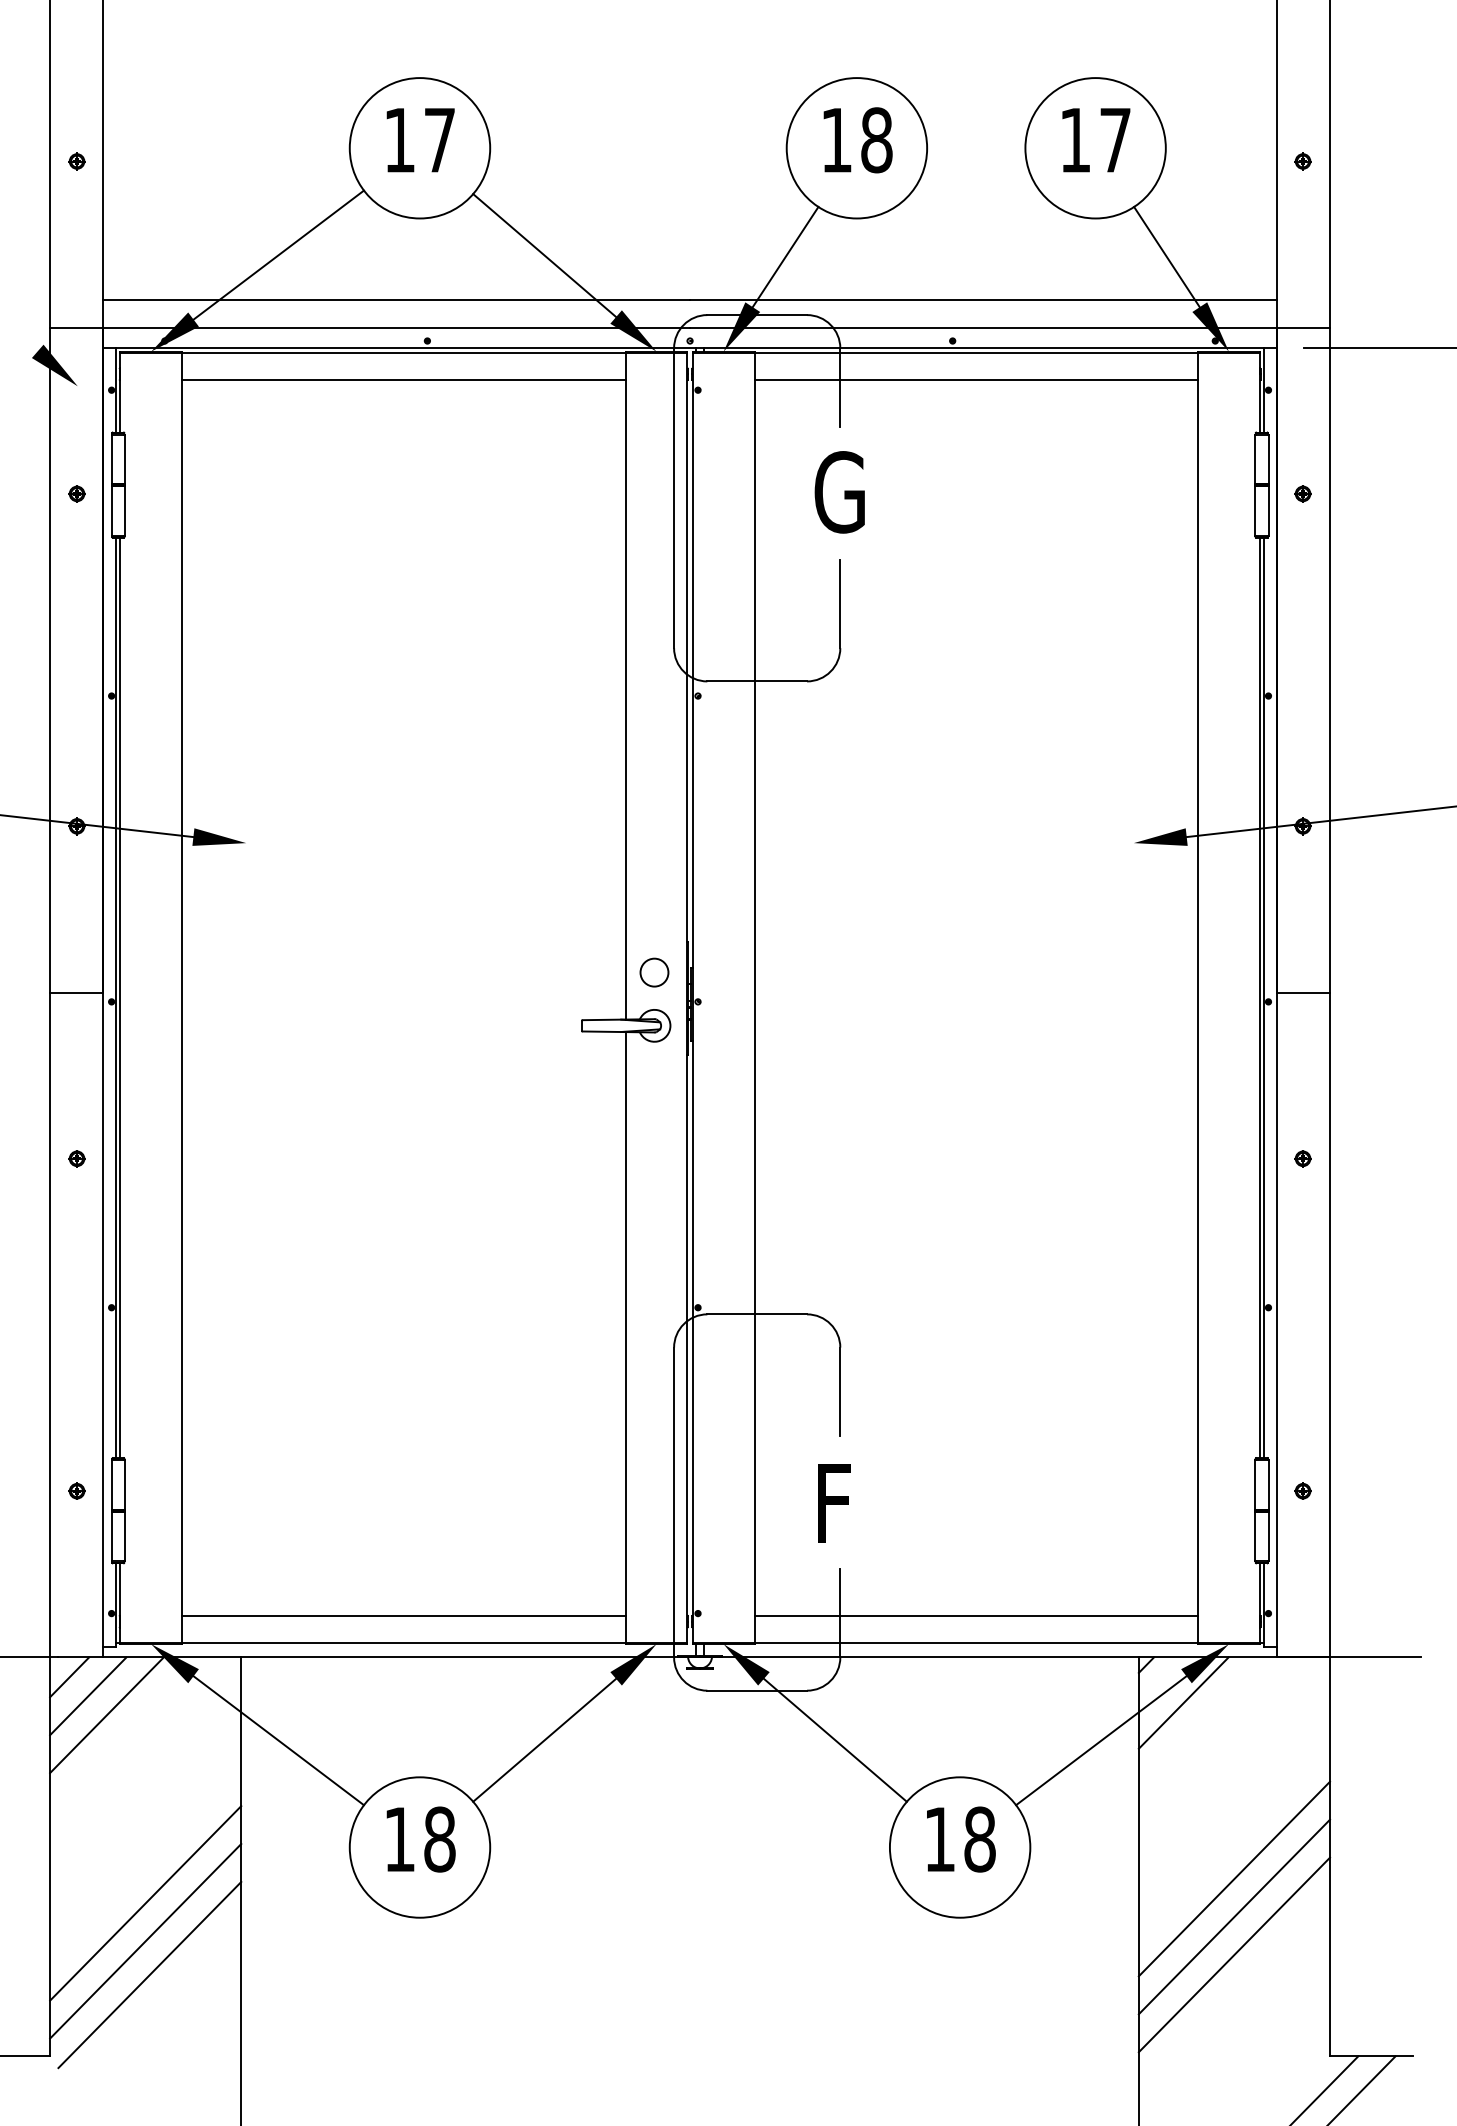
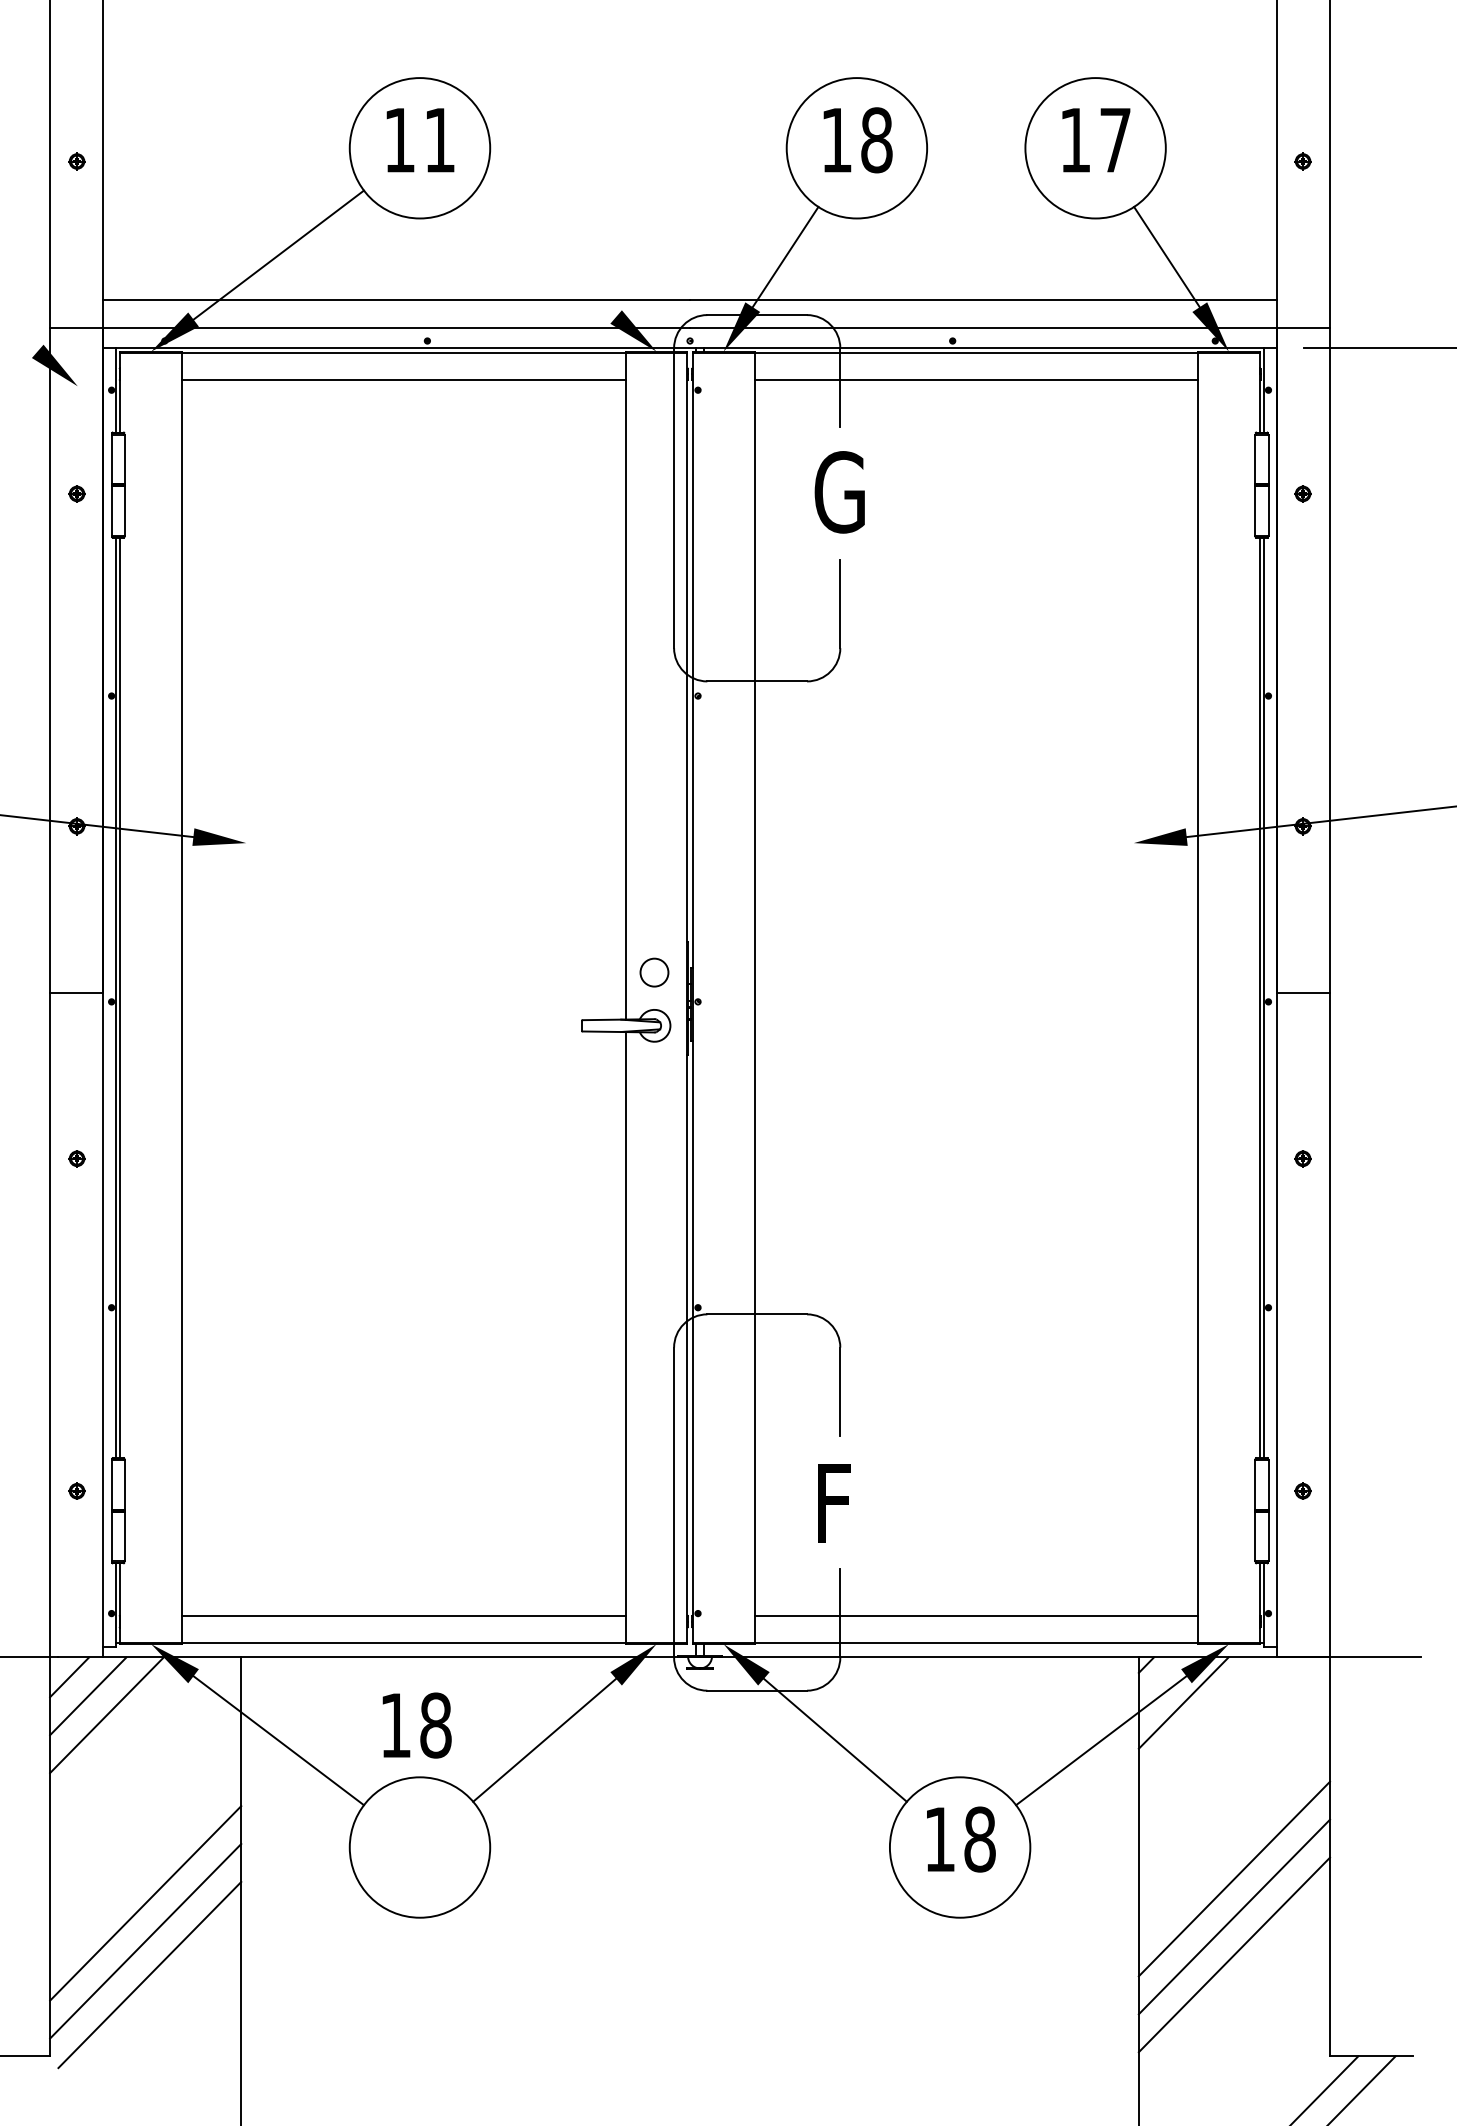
text: 17 -> 11 (439, 140)
line: present -> none (544, 255)
text position: (420, 1839) -> (416, 1725) (416, 1725)
